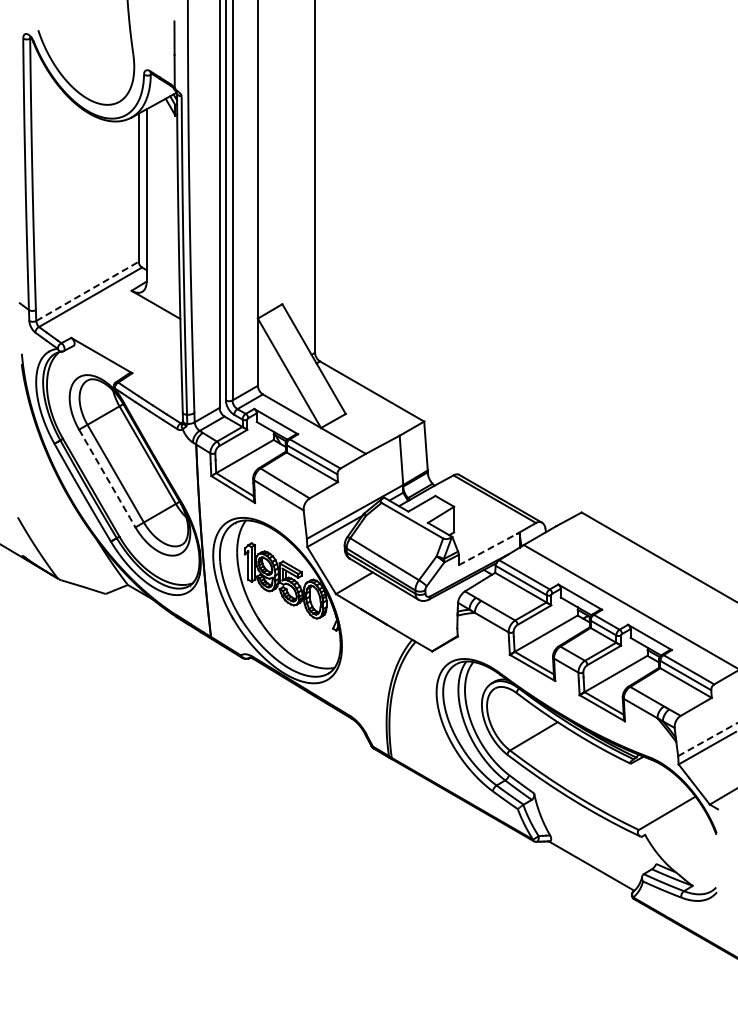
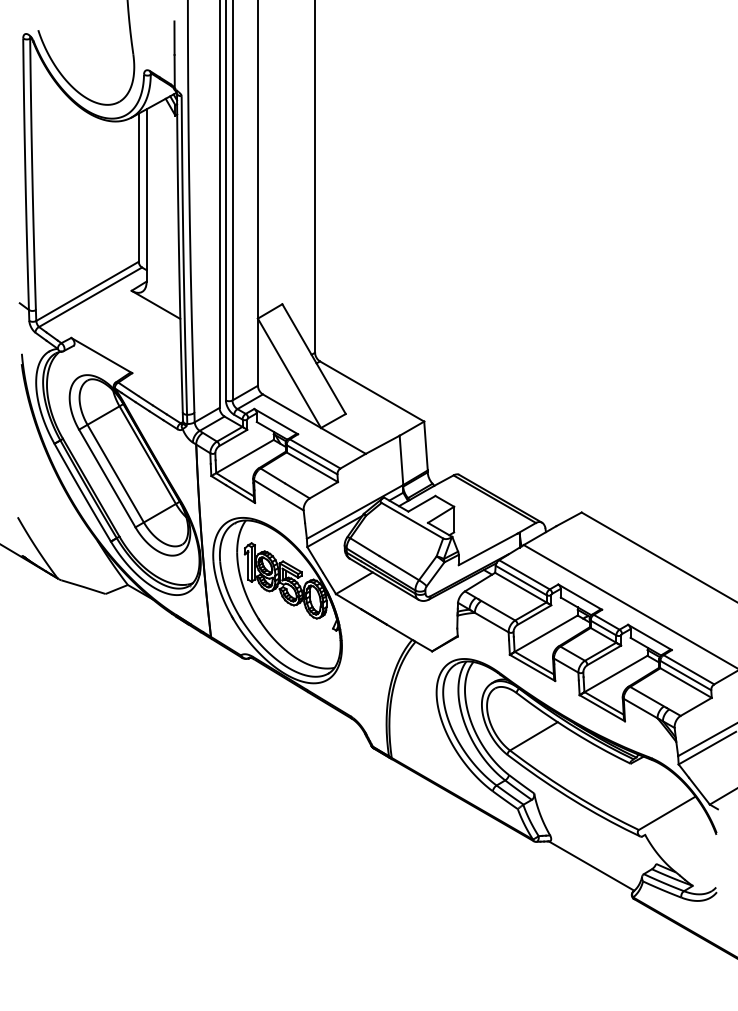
line: dashed -> solid (87, 291)
line: dashed -> solid (107, 478)
line: dashed -> solid (488, 549)
line: dashed -> solid (707, 739)
